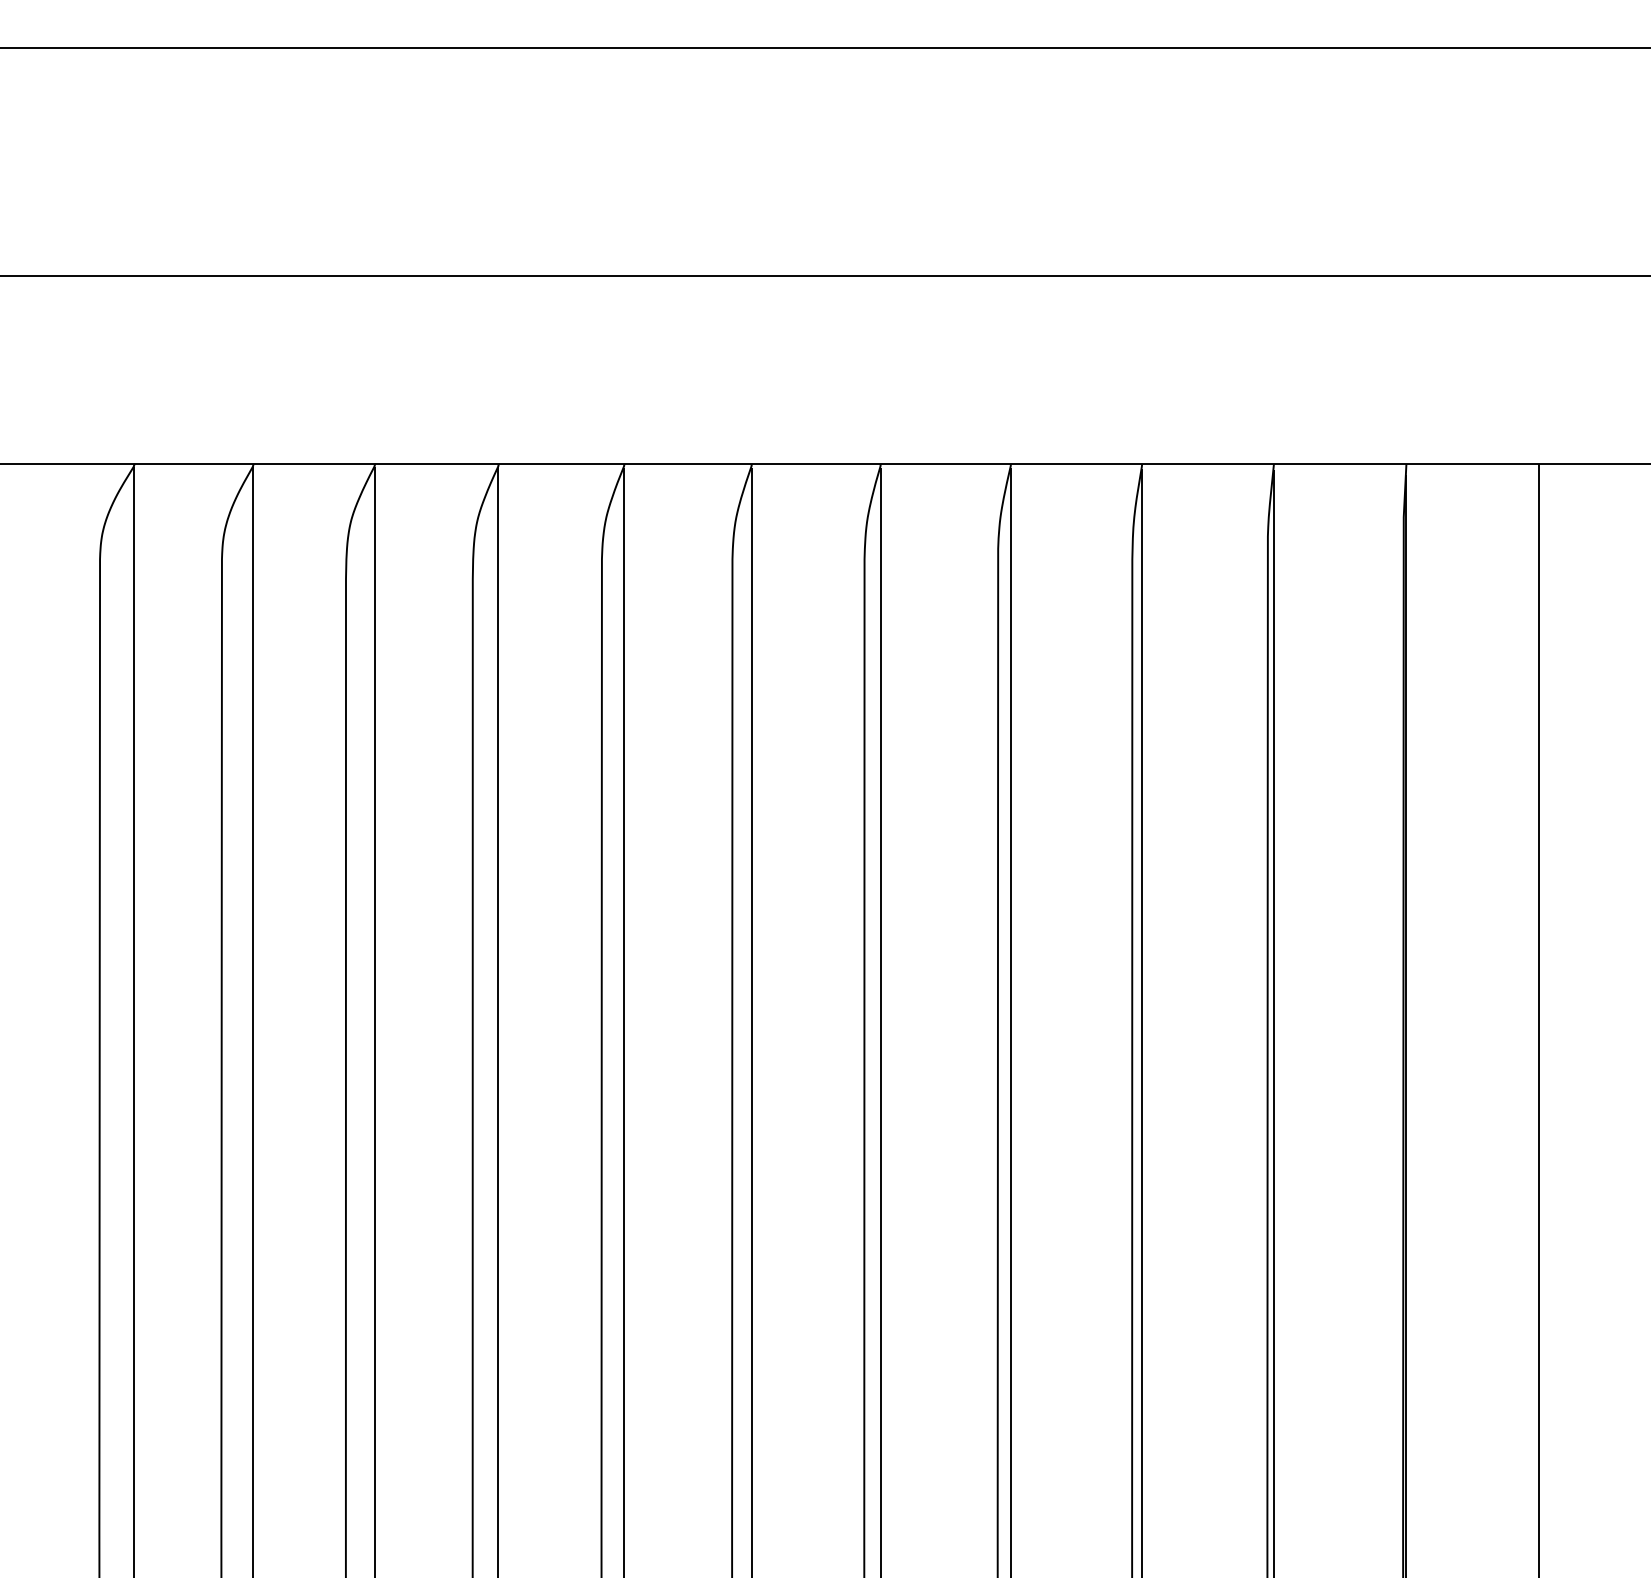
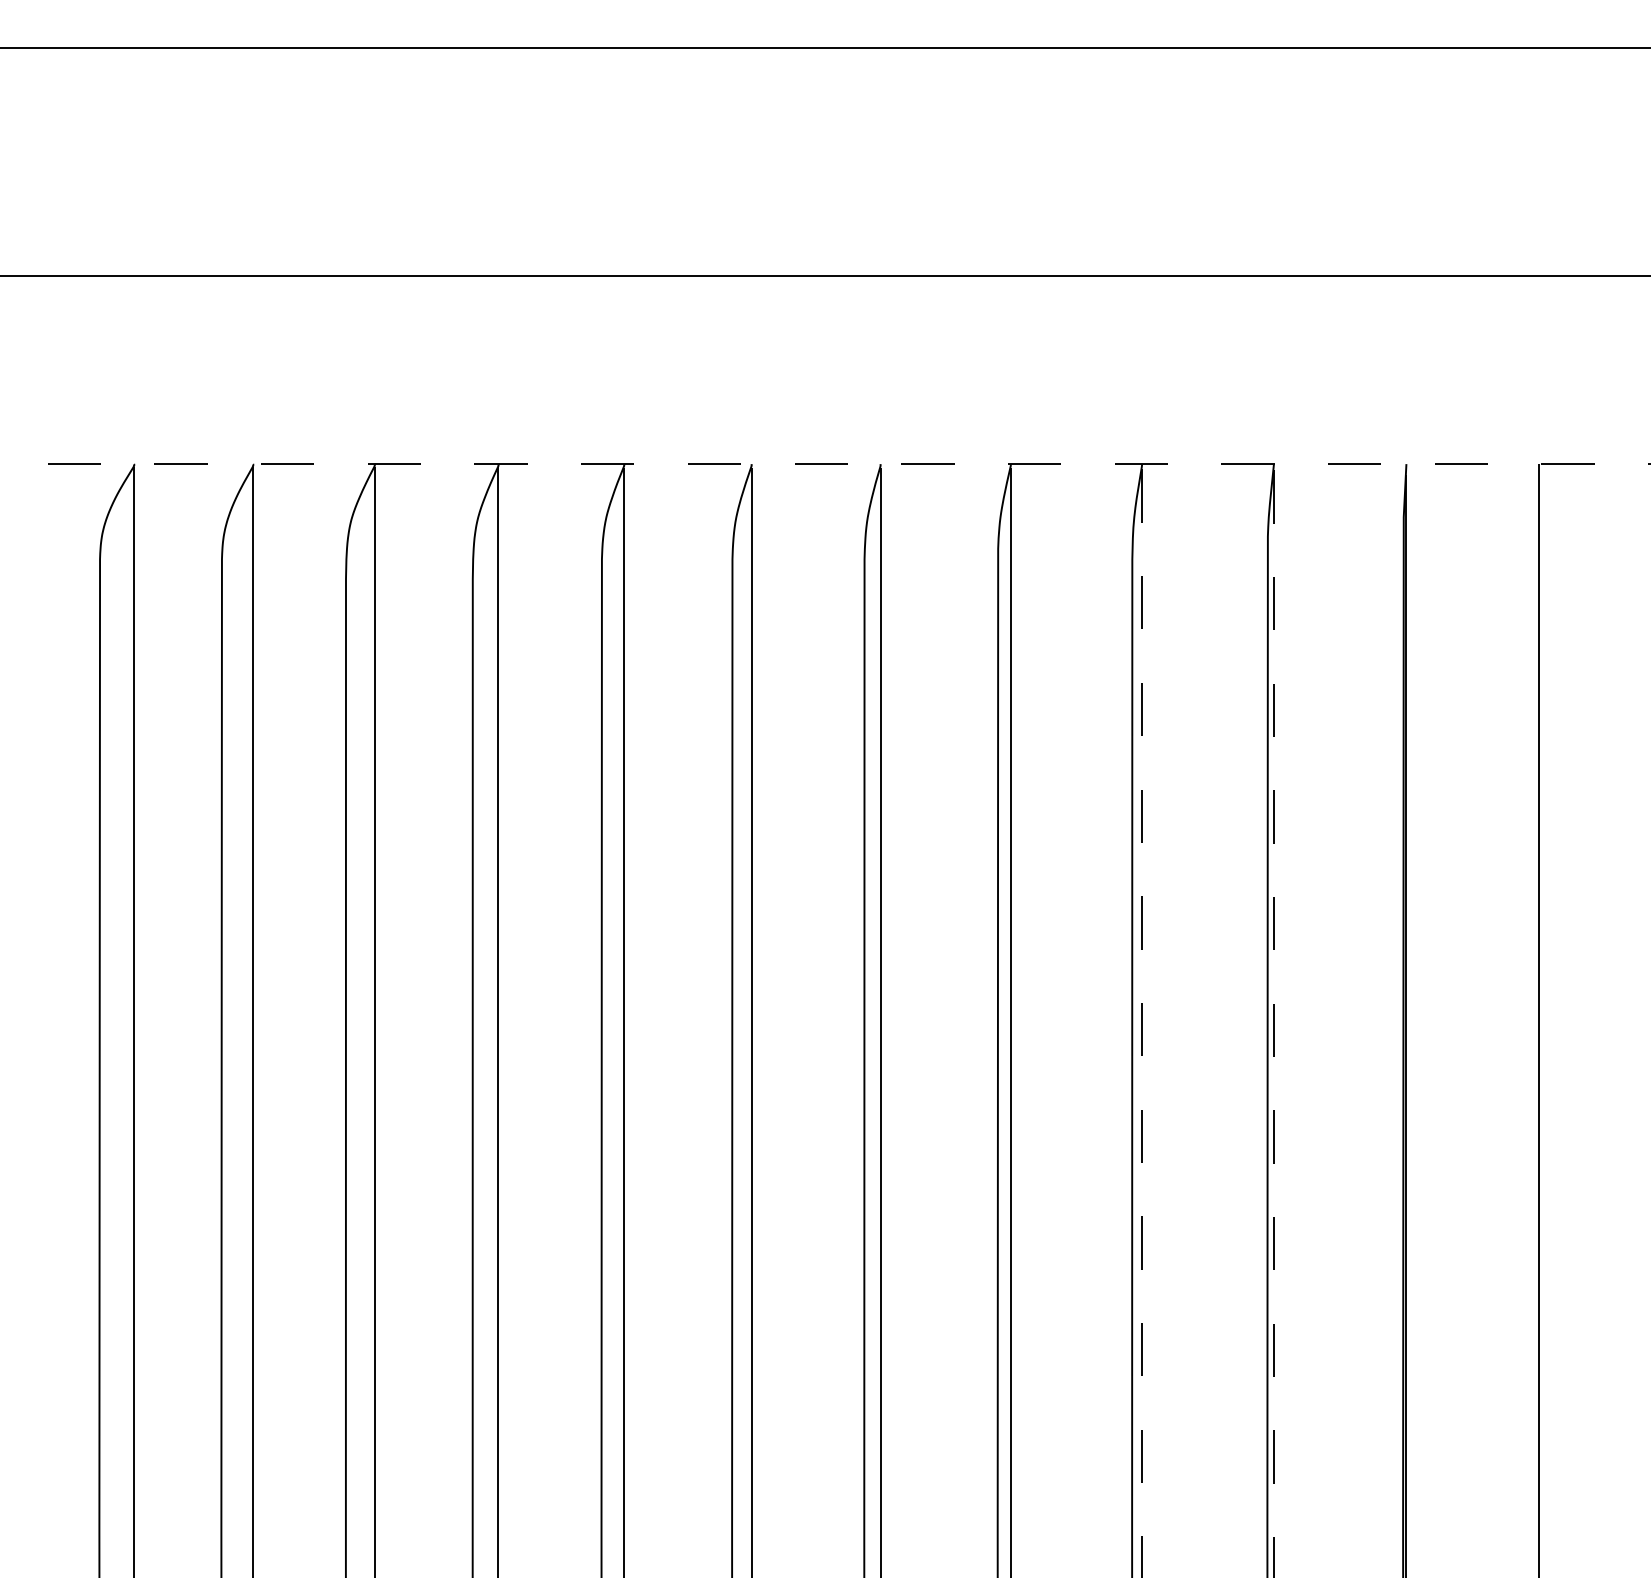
line: solid -> dashed (825, 463)
line: solid -> dashed (1141, 1024)
line: solid -> dashed (1273, 1024)
